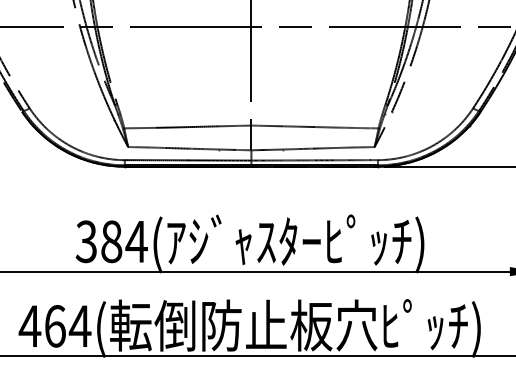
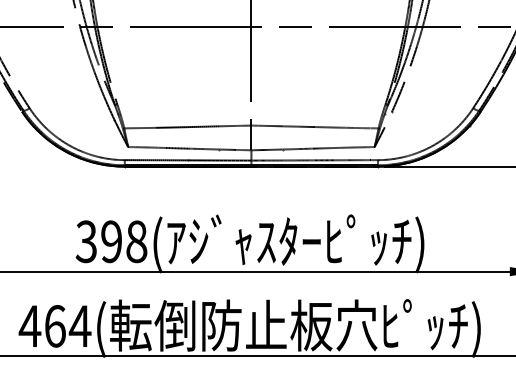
text: 384( -> 398( (124, 241)
